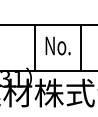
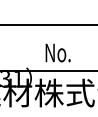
text position: (57, 45) -> (57, 52) (57, 52)
line: present -> none (35, 48)
line: present -> none (80, 48)
